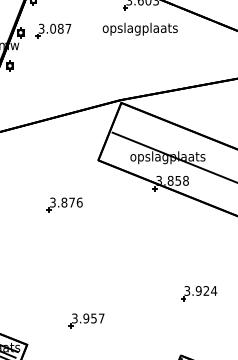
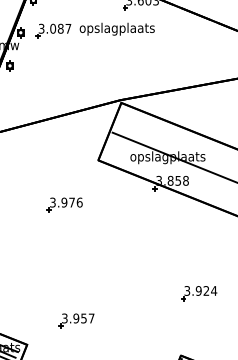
text position: (139, 28) -> (116, 28) (116, 28)
text: 3.876 -> 3.976 (64, 202)
part position: (86, 320) -> (76, 320) (76, 320)
